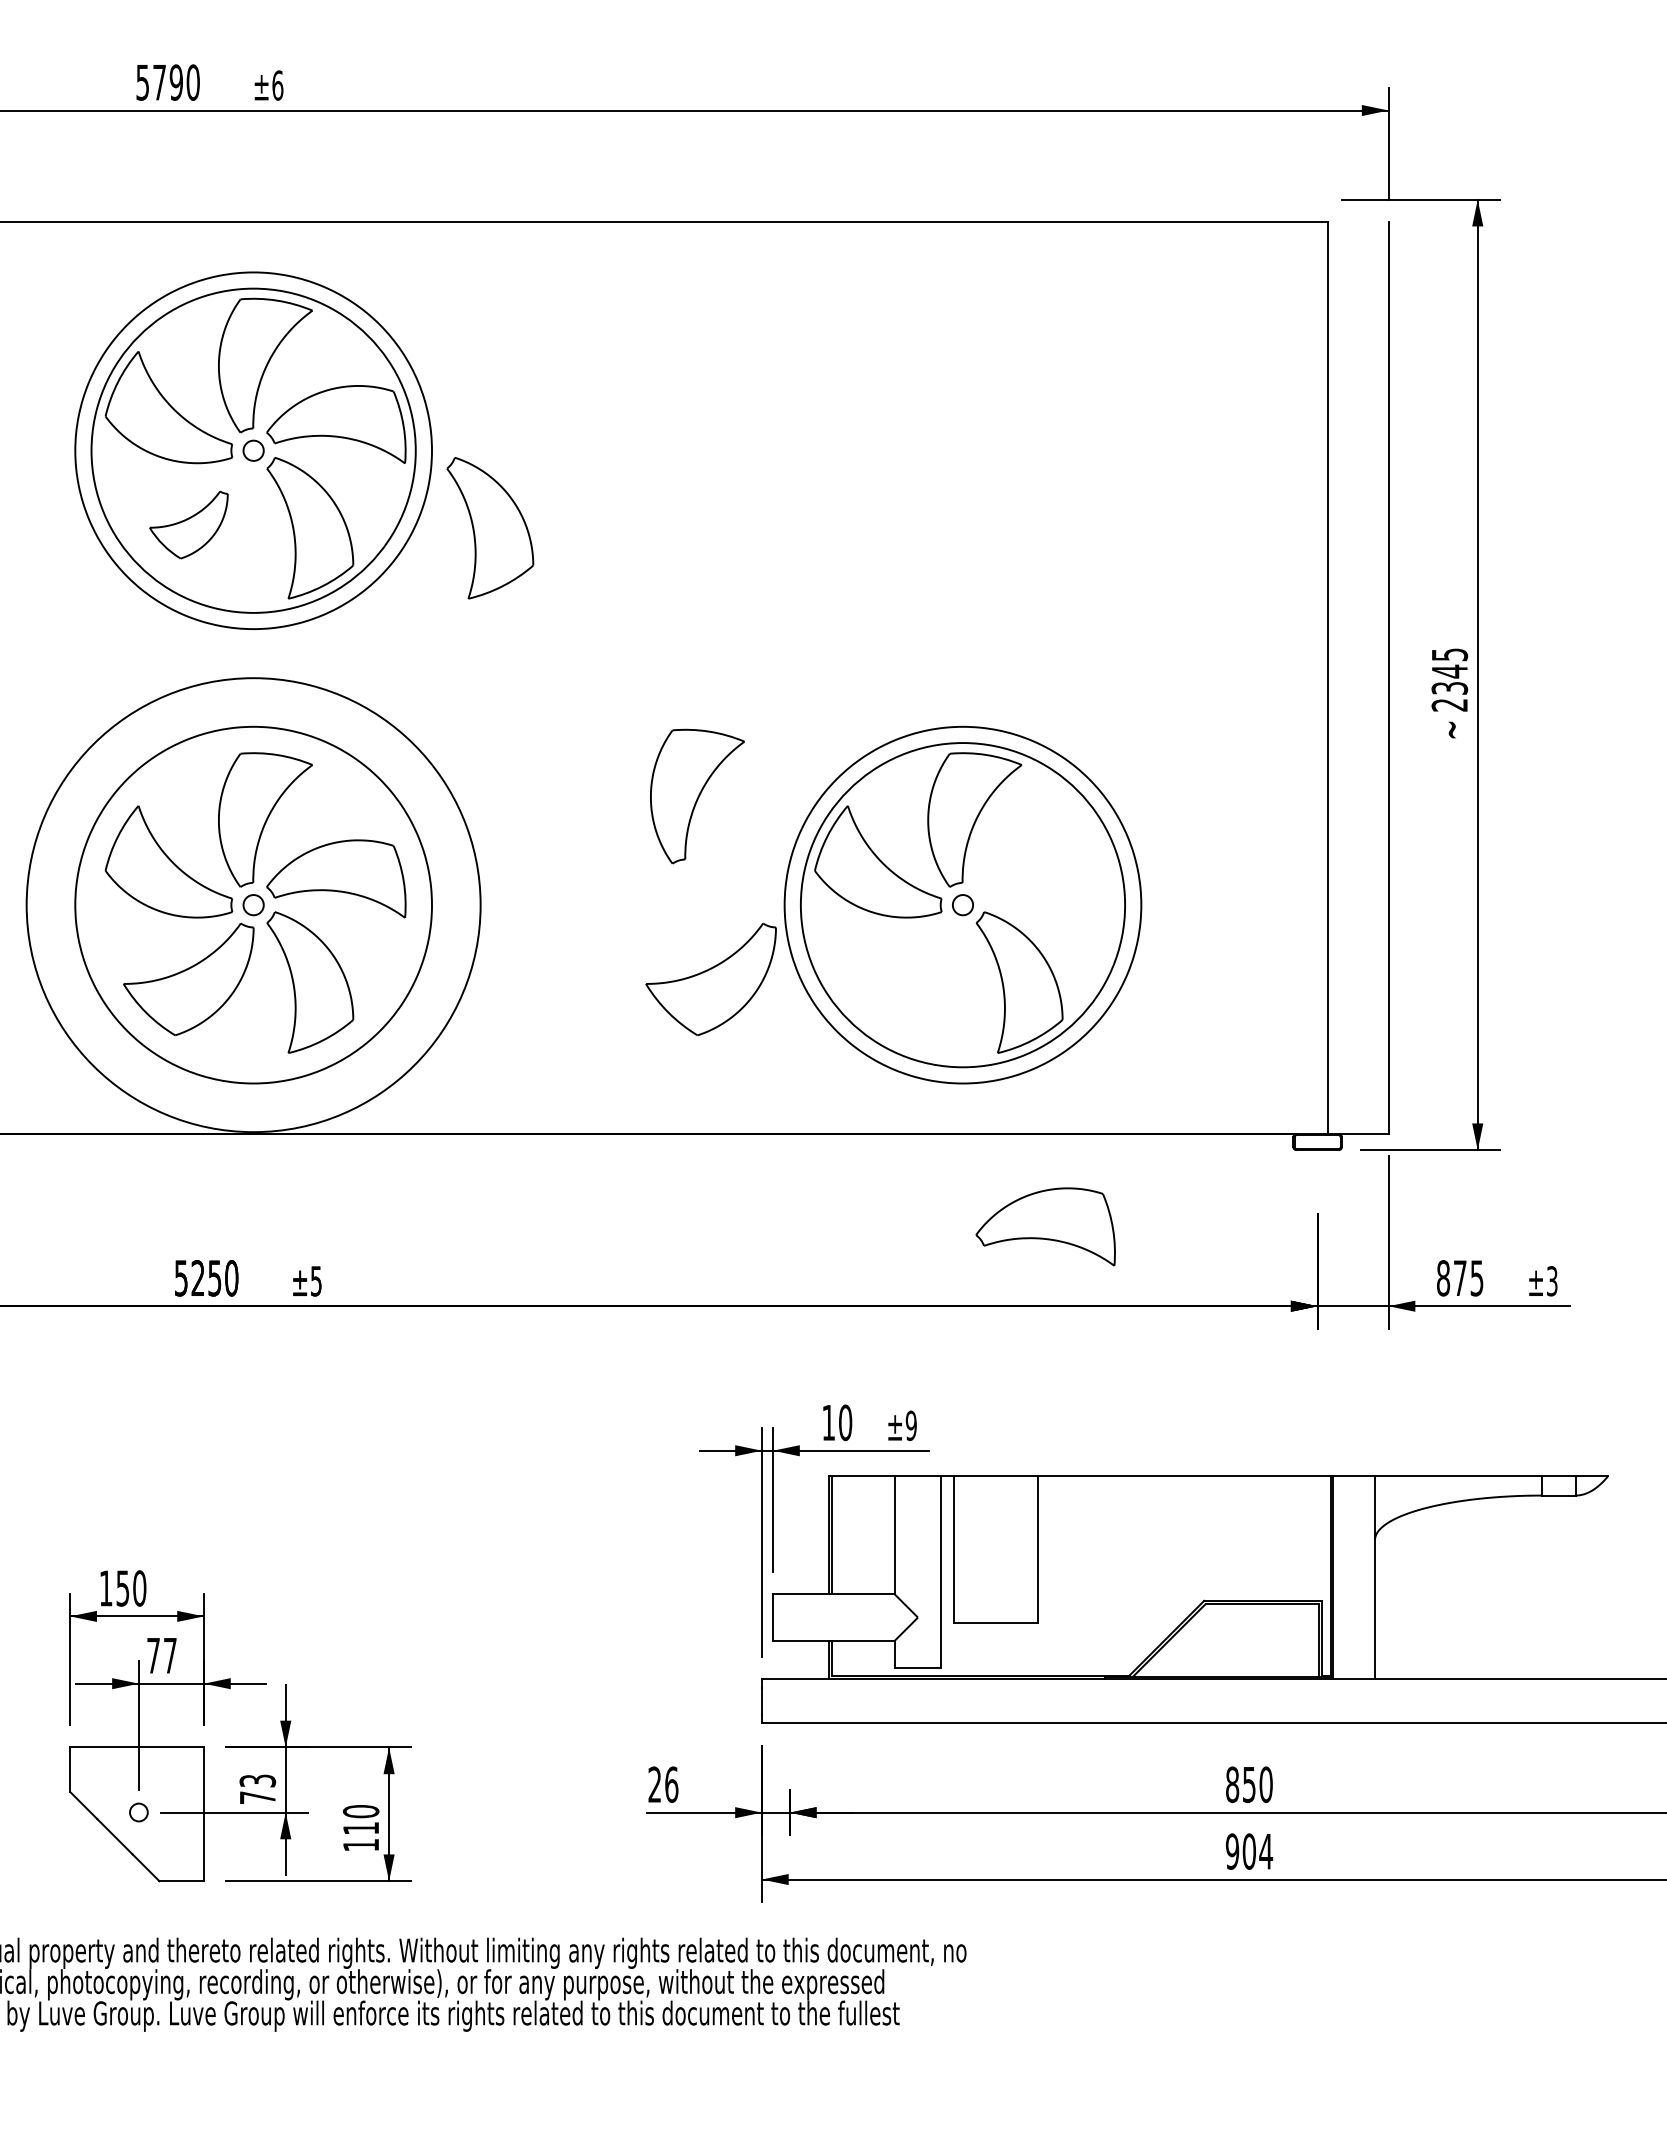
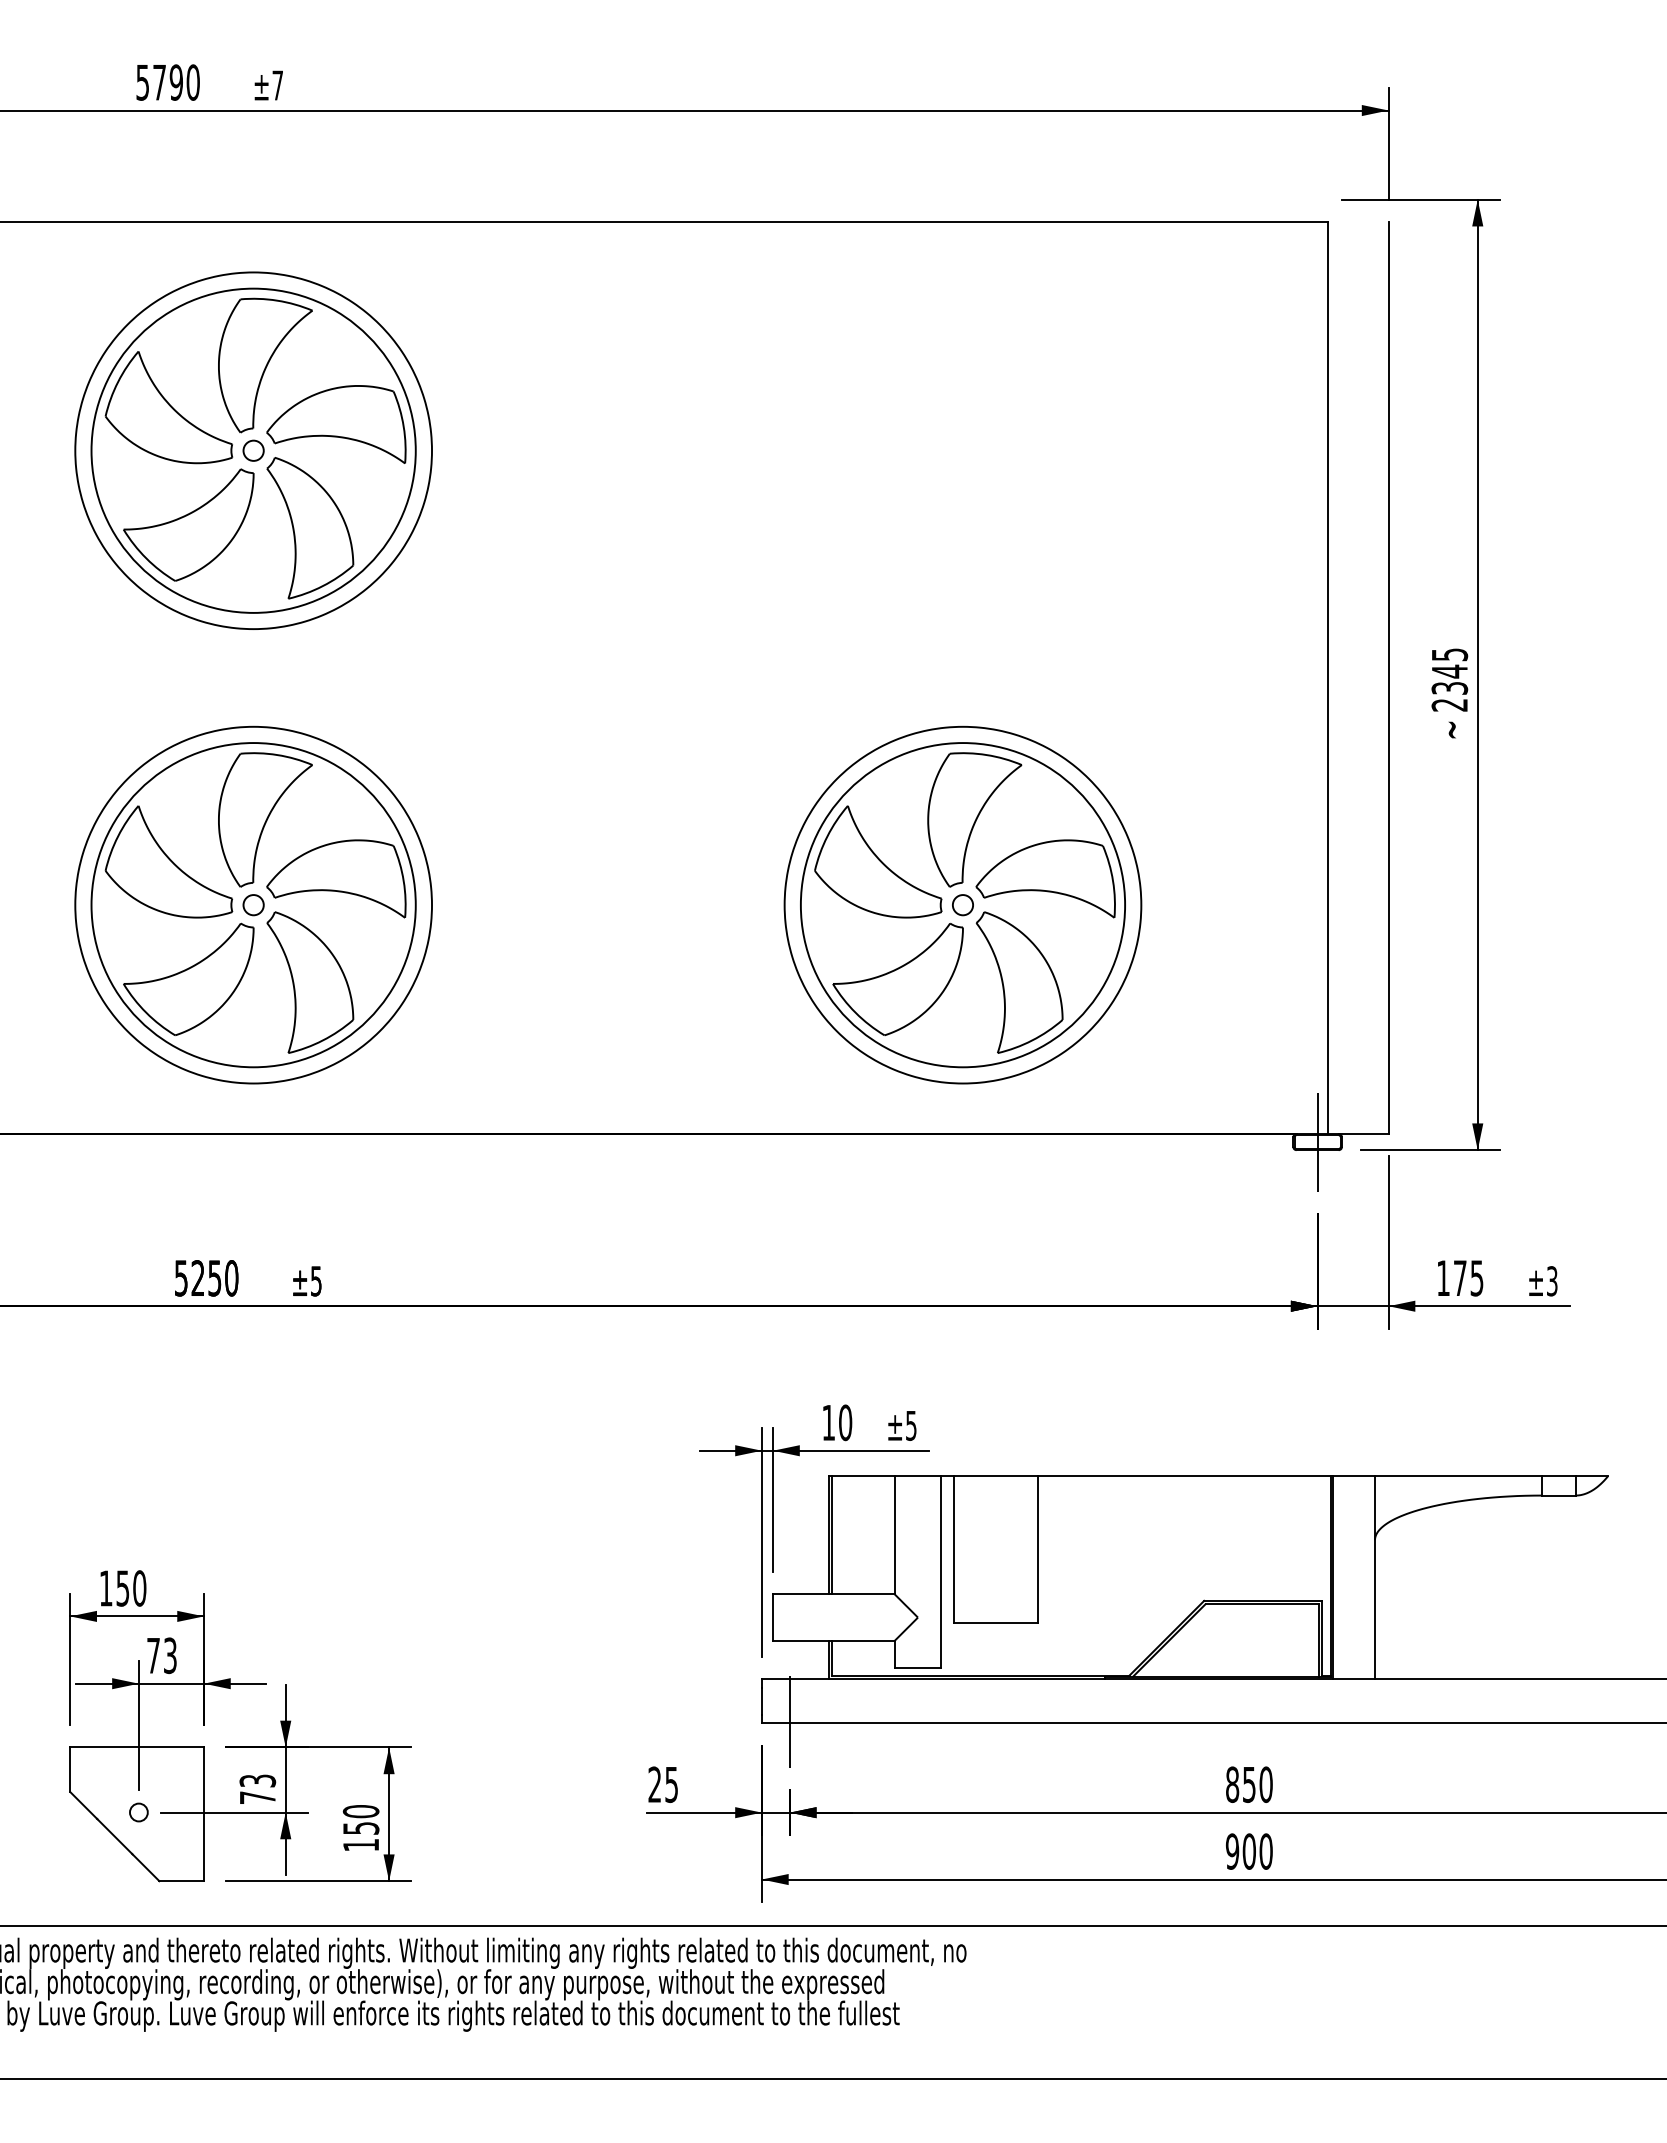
text: ±6 -> ±7 (277, 85)
part size: 80x70 px -> 132x114 px (188, 524)
part: present -> none (490, 528)
part: present -> none (697, 796)
circle diameter: 454 px -> 324 px (253, 905)
part position: (710, 978) -> (897, 978) (897, 978)
line: none -> present (1317, 1141)
part position: (1045, 1226) -> (1045, 878) (1045, 878)
text: 875 -> 175 (1443, 1278)
text: ±9 -> ±5 (910, 1425)
text: 77 -> 73 (170, 1655)
line: none -> present (789, 1721)
text: 26 -> 25 (671, 1784)
text: 110 -> 150 (361, 1828)
text: 904 -> 900 (1266, 1851)
line: none -> present (832, 1925)
line: none -> present (832, 2078)
